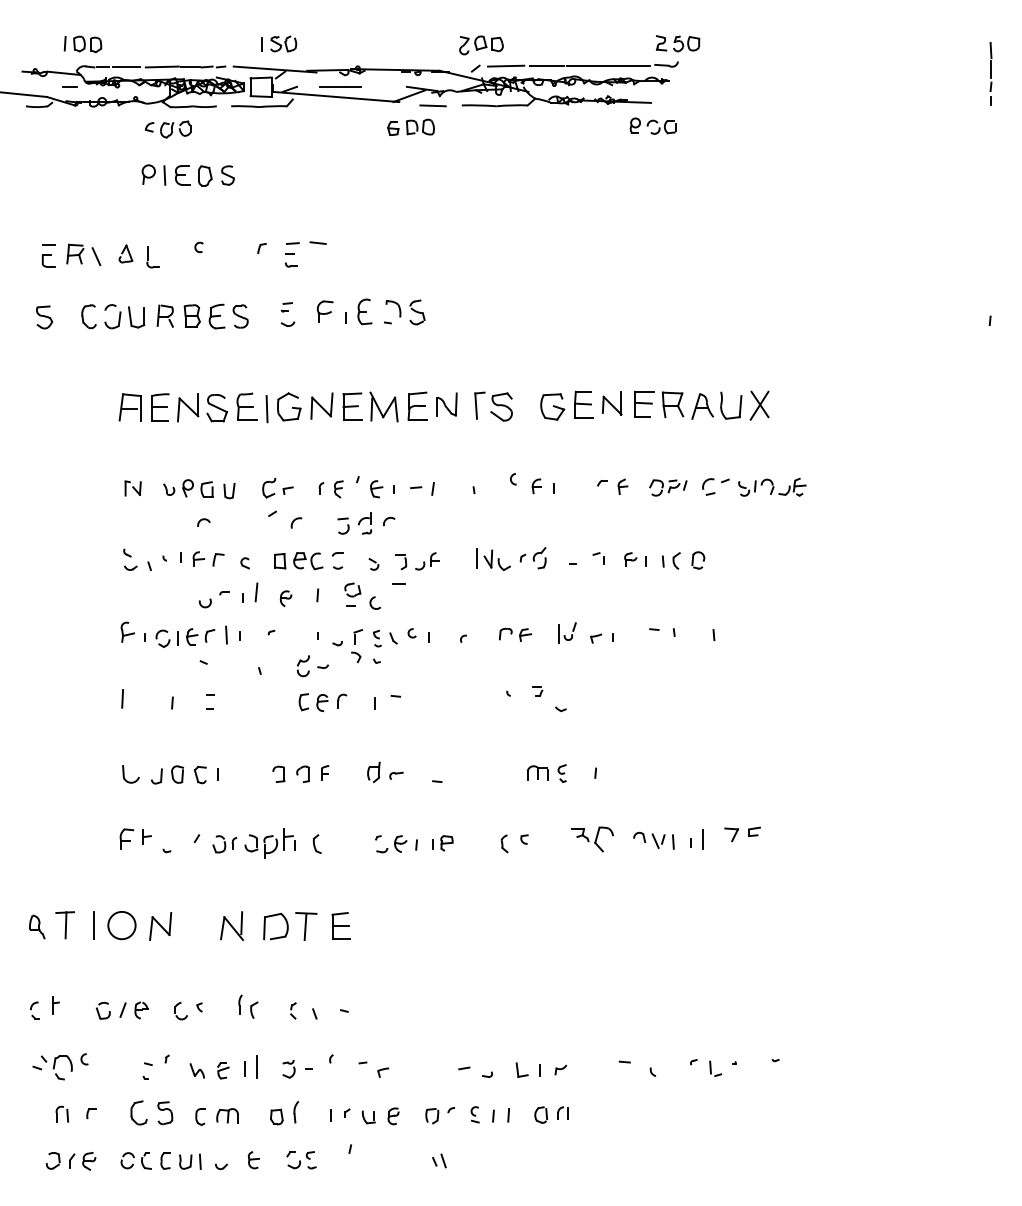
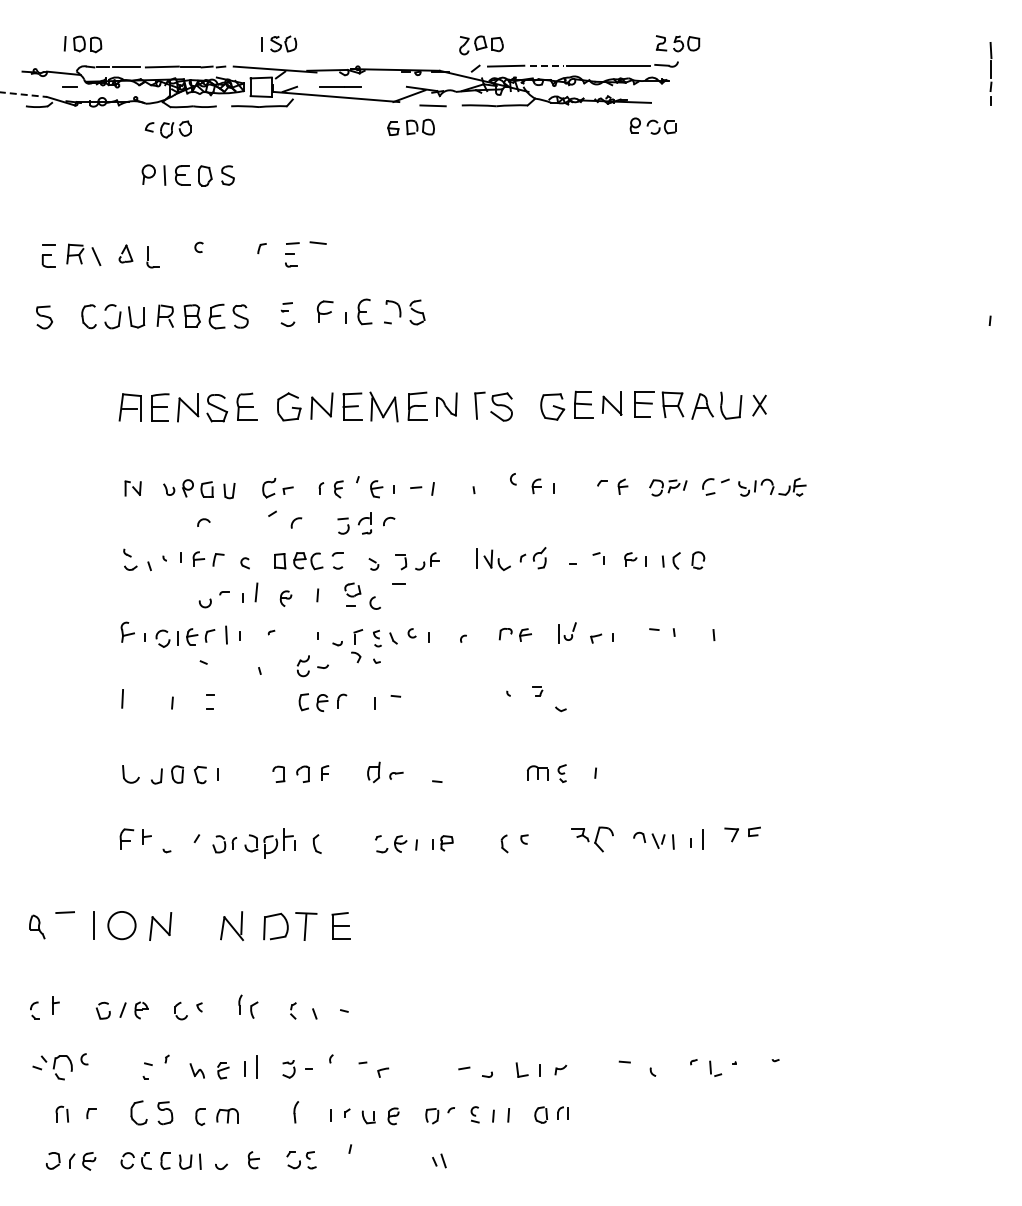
line: solid -> dashed (547, 65)
line: solid -> dashed (24, 94)
part size: 21x31 px -> 15x23 px (759, 405)
line: present -> none (266, 409)
line: present -> none (65, 925)
part: present -> none (276, 1116)
